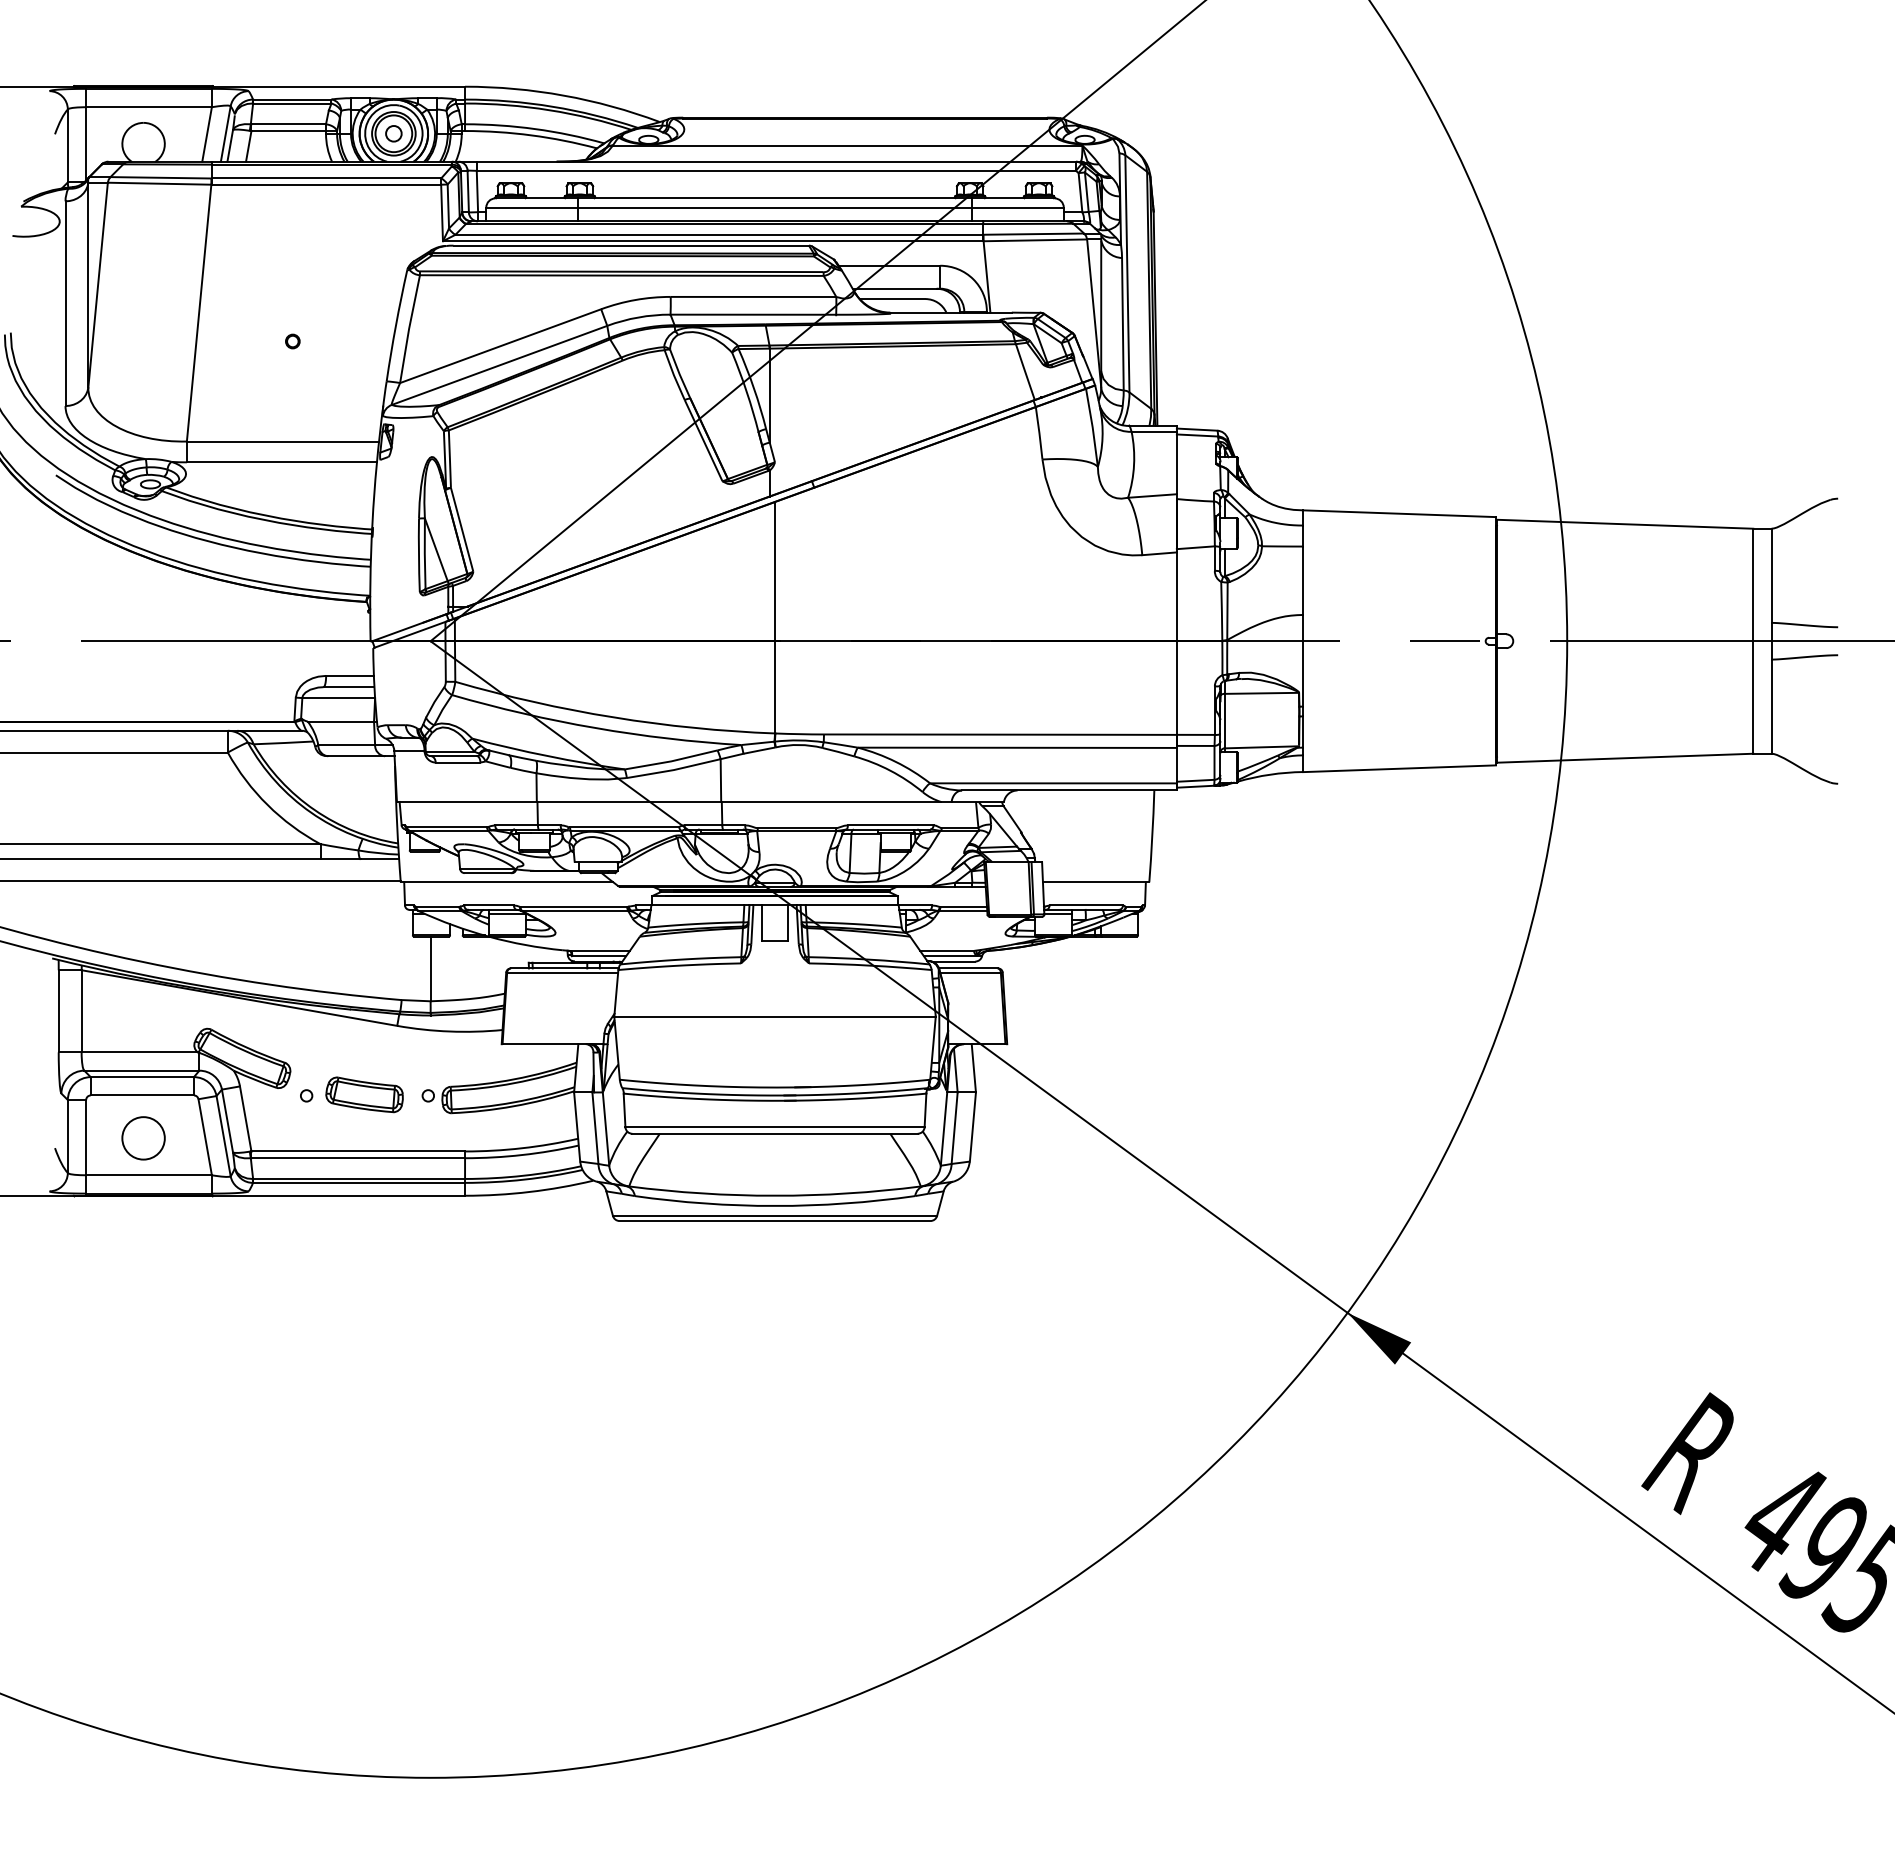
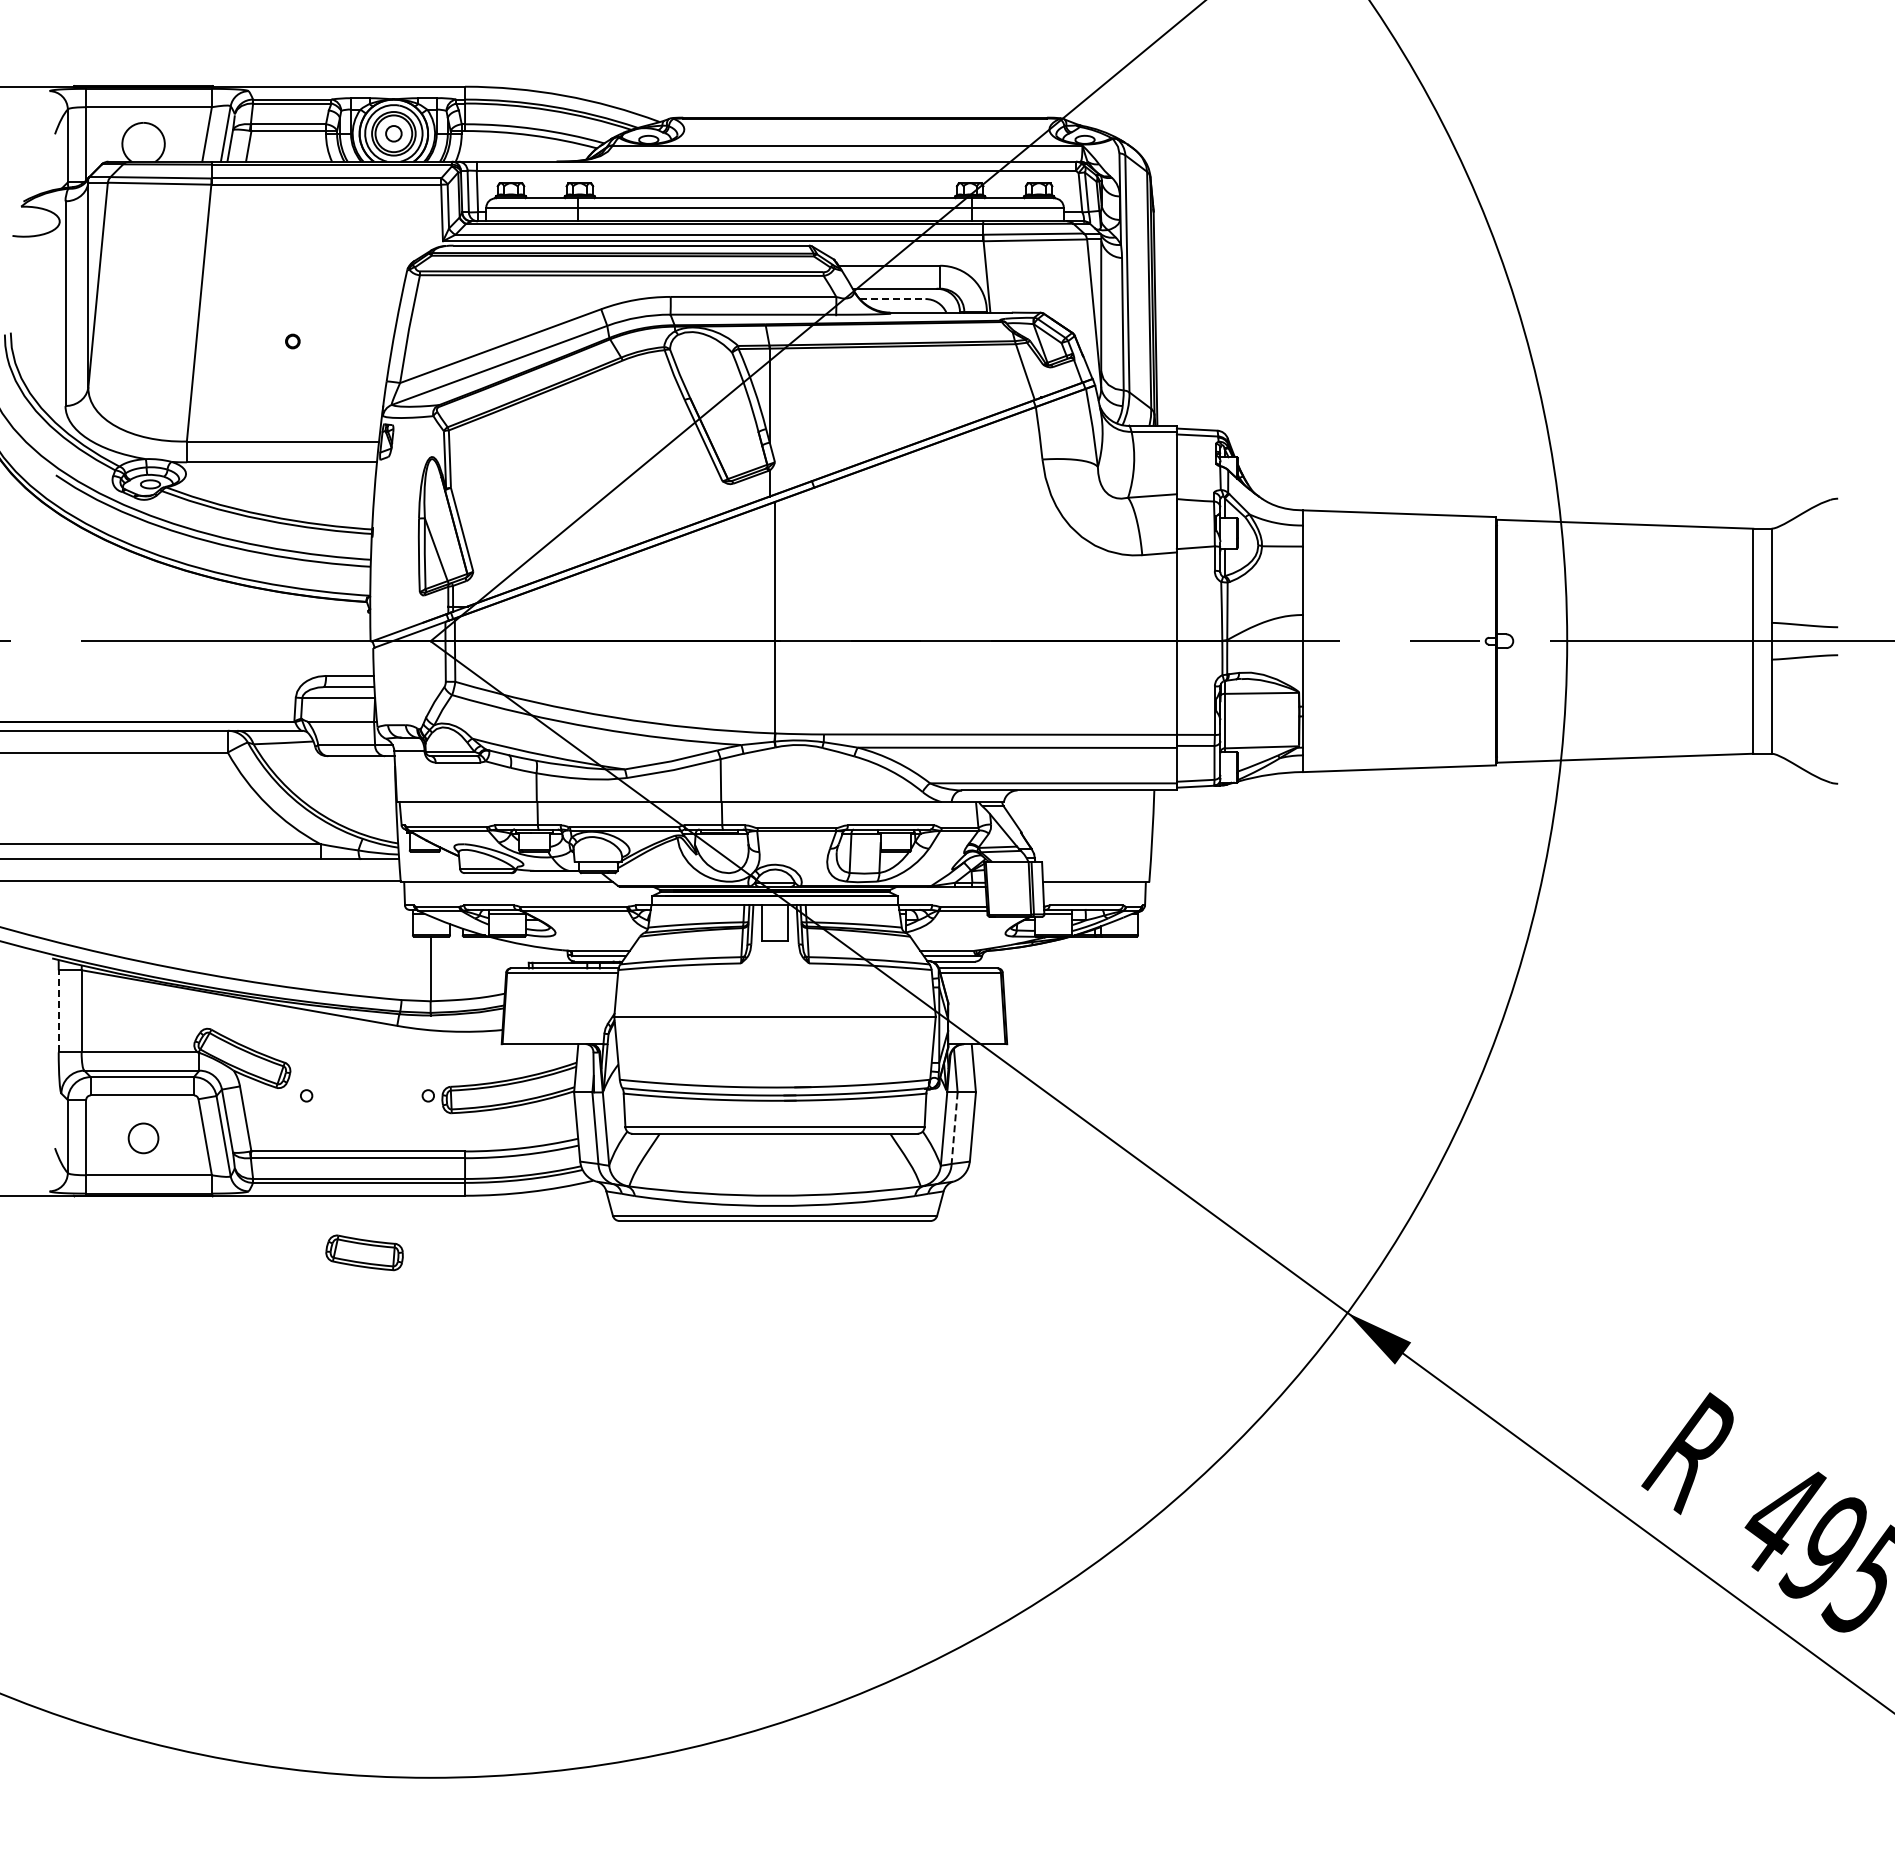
line: solid -> dashed (892, 299)
line: solid -> dashed (58, 1010)
part position: (364, 1094) -> (364, 1252) (364, 1252)
line: solid -> dashed (954, 1128)
circle size: 45x45 px -> 33x33 px (143, 1138)
